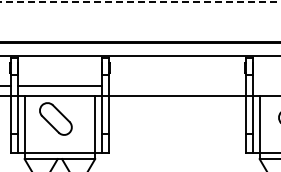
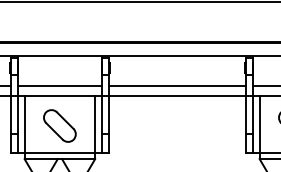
line: dashed -> solid (140, 2)
line: none -> present (177, 85)
line: none -> present (264, 85)
part position: (55, 118) -> (59, 125) (59, 125)
